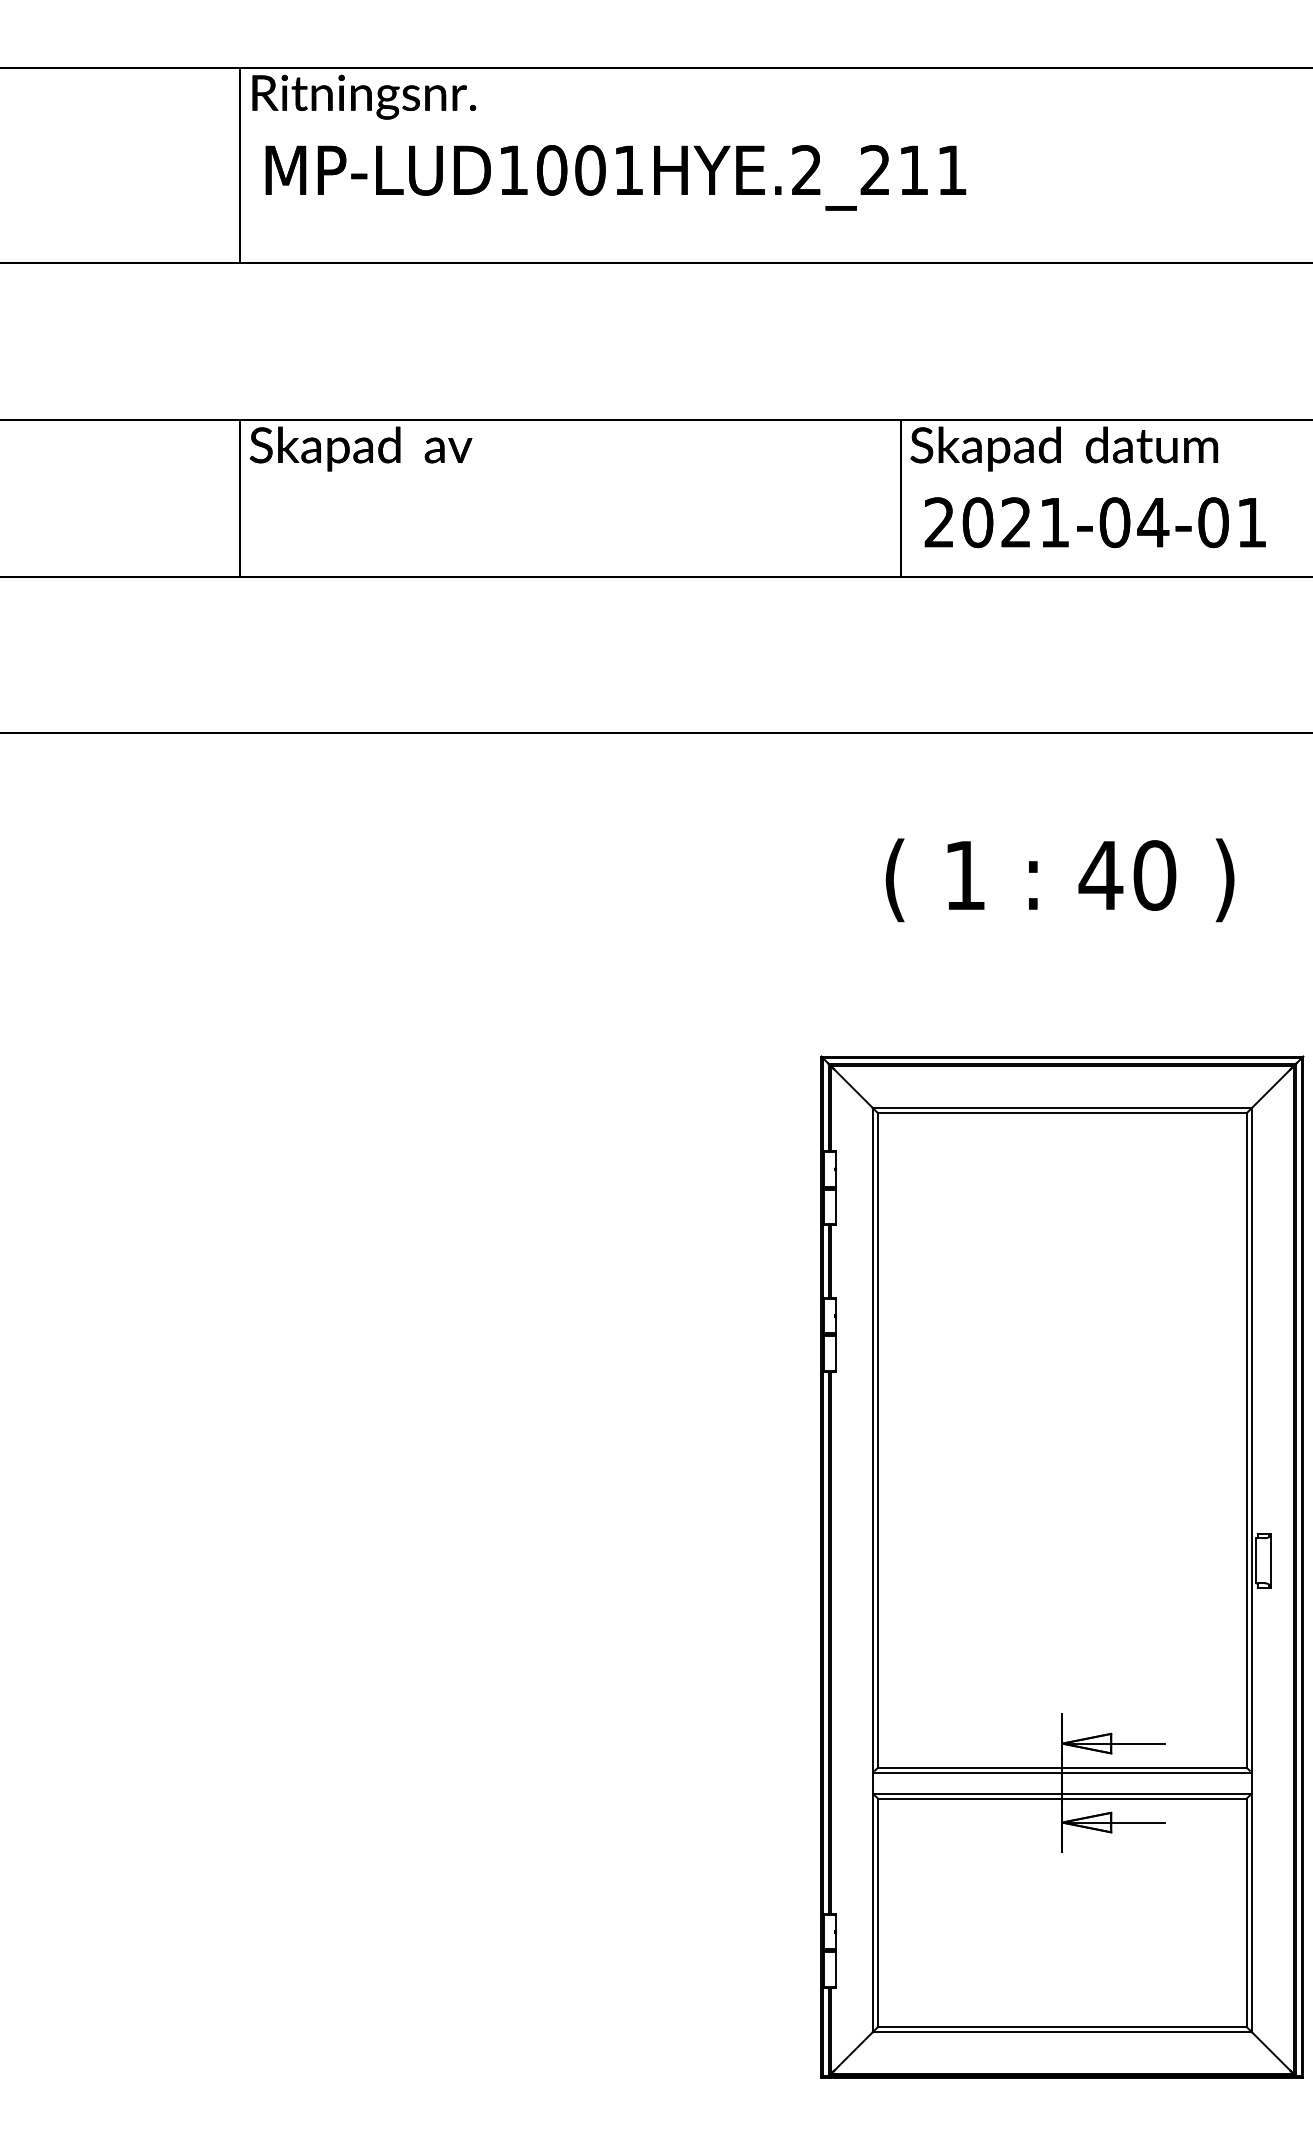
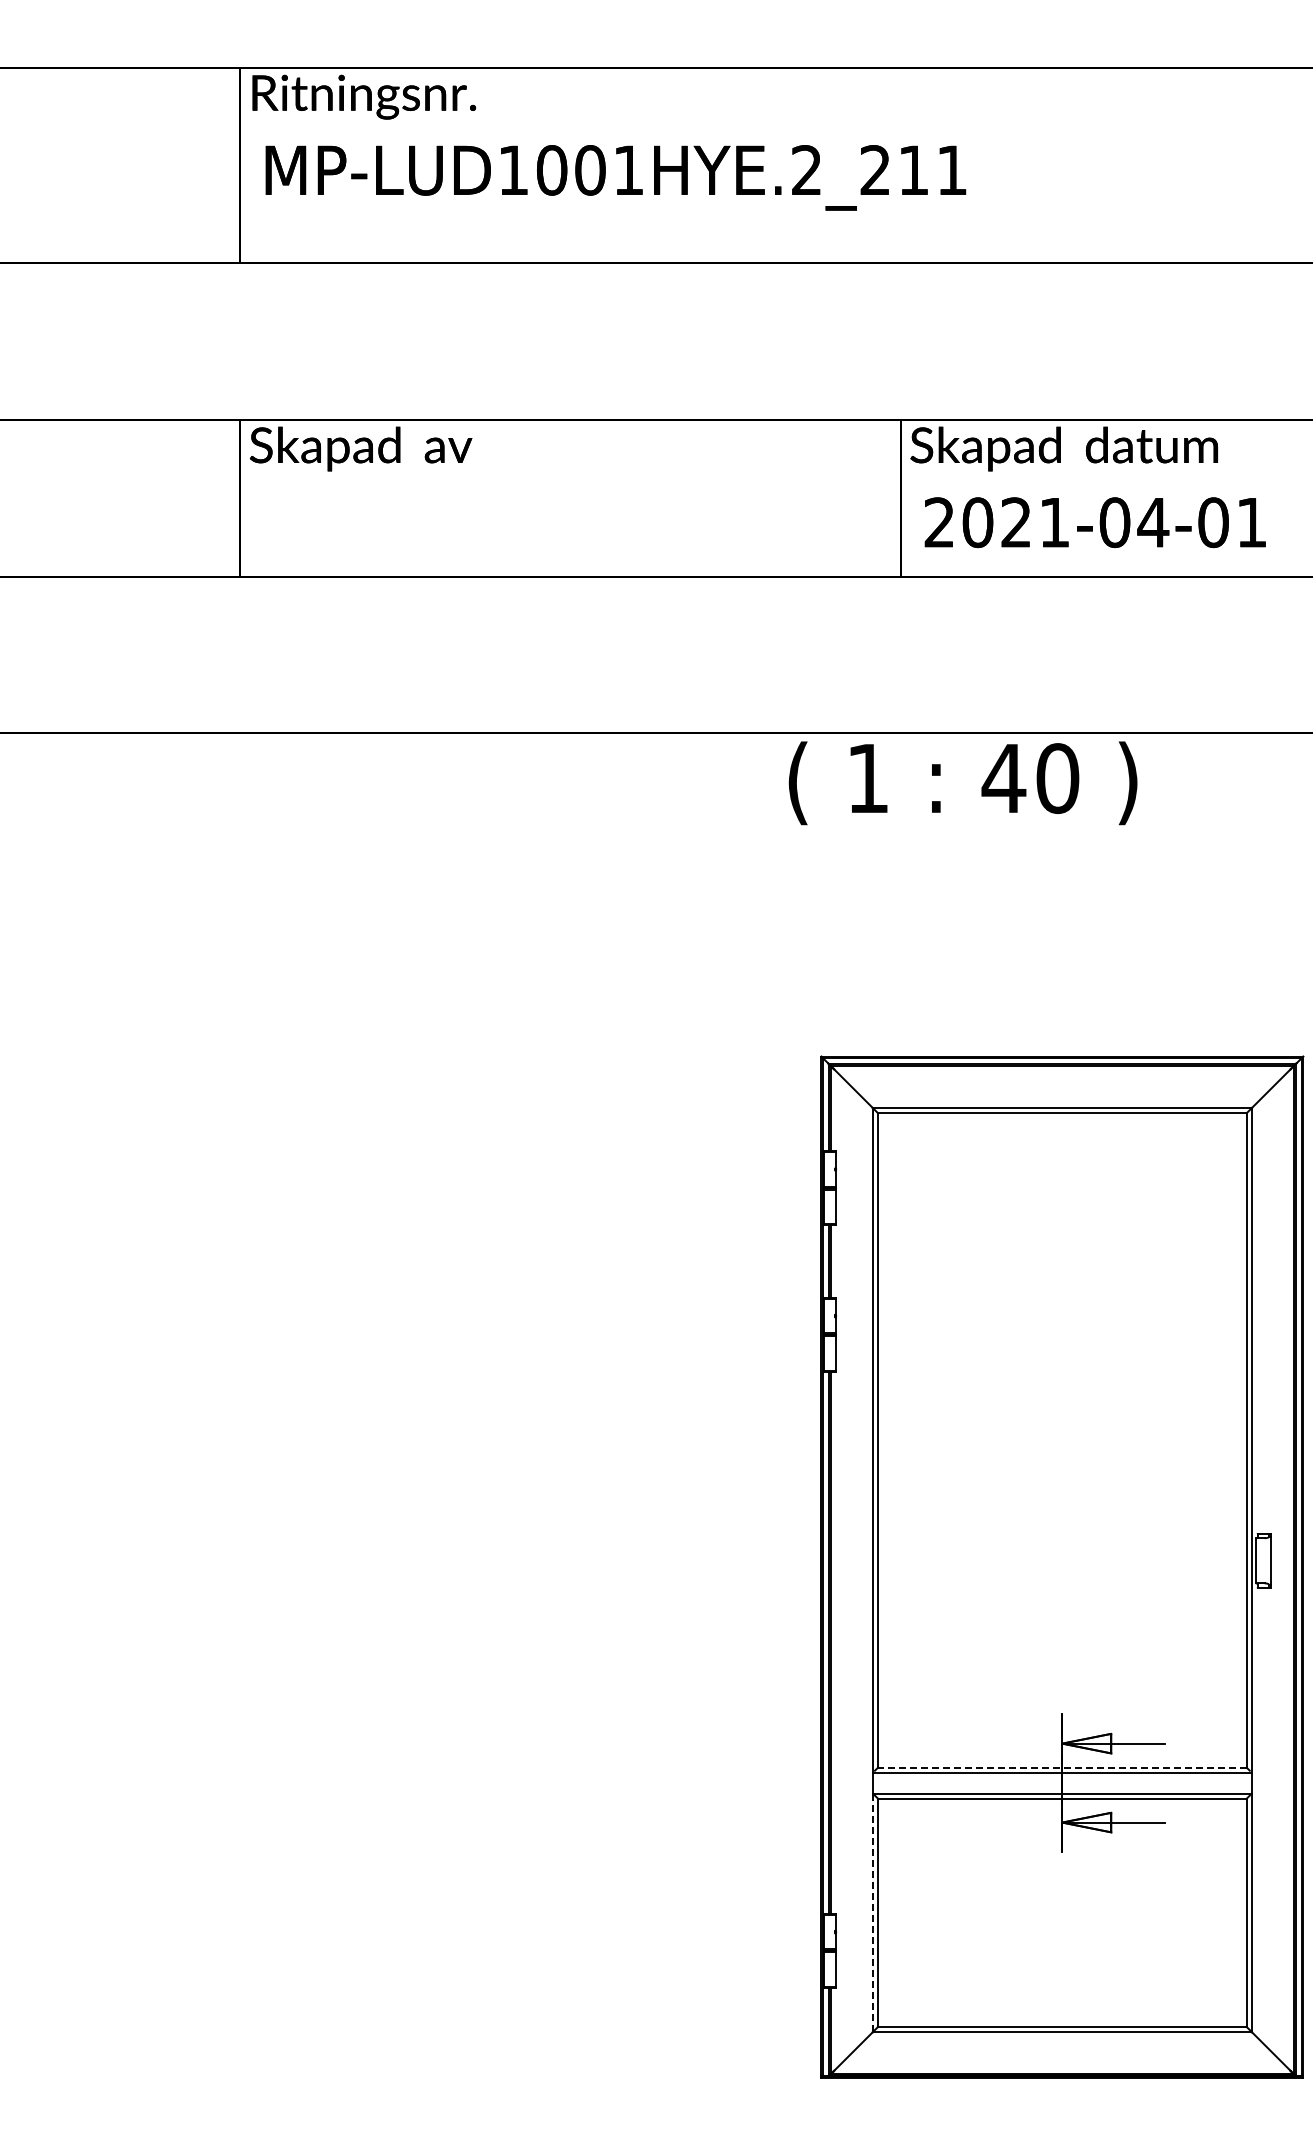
text position: (1059, 880) -> (962, 783) (962, 783)
line: solid -> dashed (1061, 1767)
line: solid -> dashed (873, 1912)
